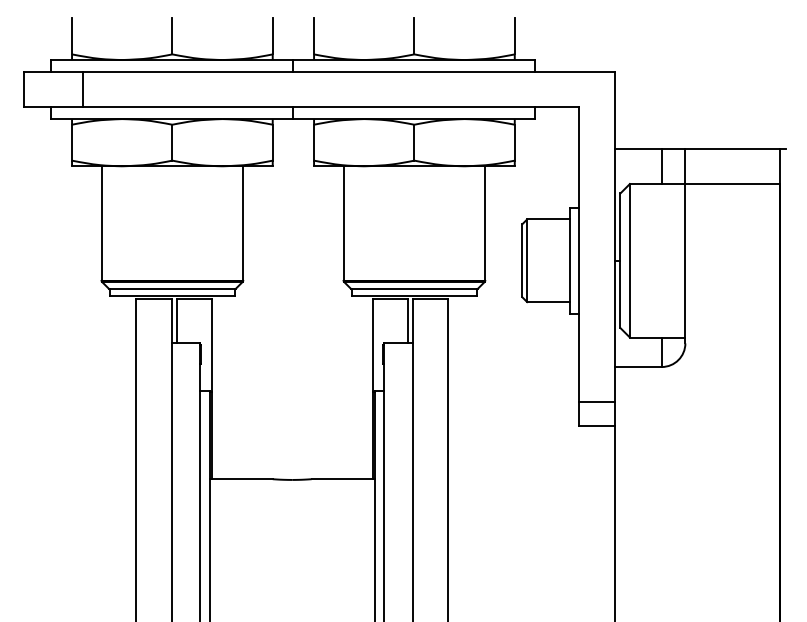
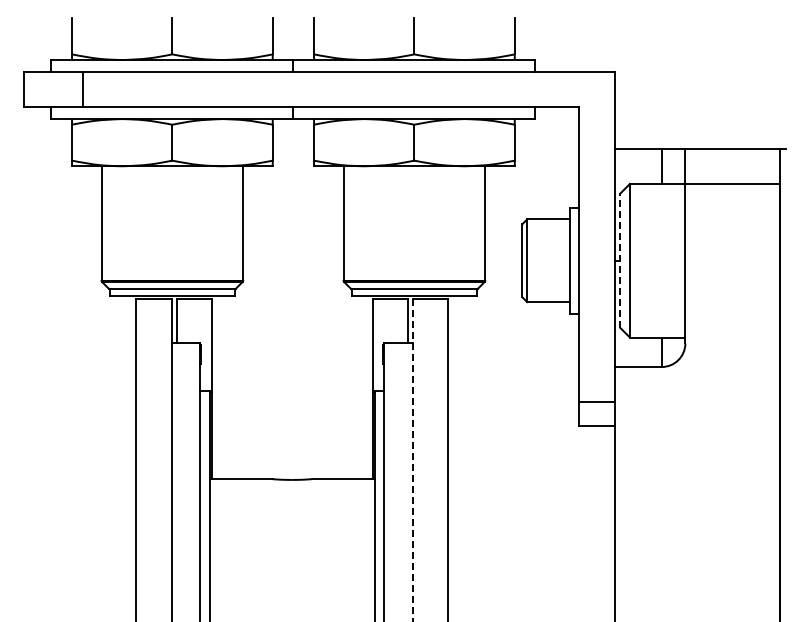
line: solid -> dashed (620, 260)
line: solid -> dashed (412, 460)
